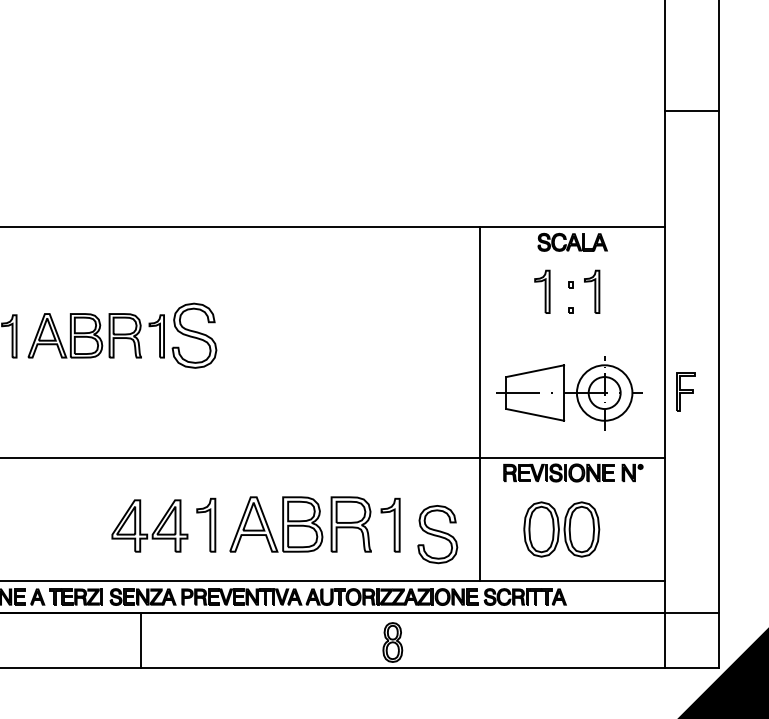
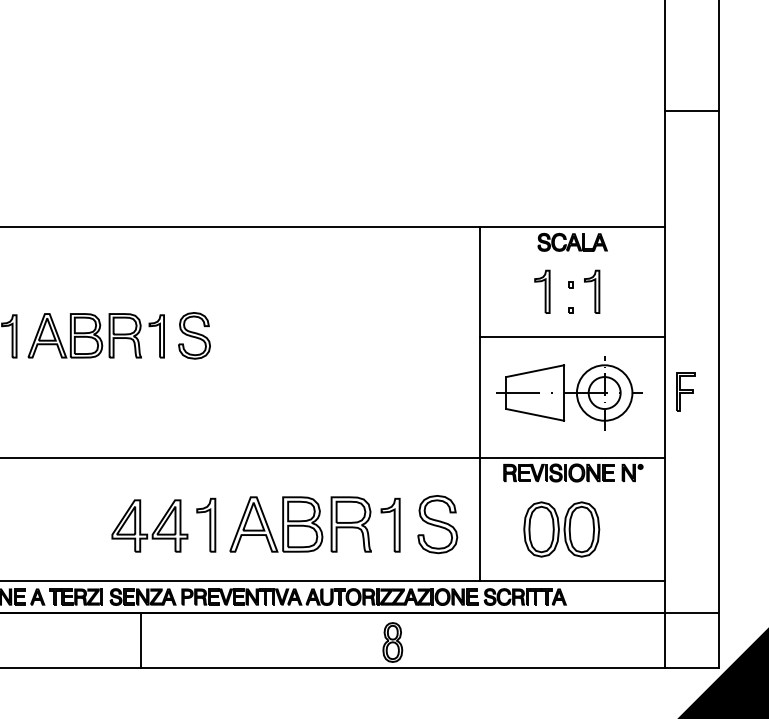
part size: 47x67 px -> 33x48 px (194, 335)
line: none -> present (571, 336)
part position: (437, 534) -> (437, 524) (437, 524)
